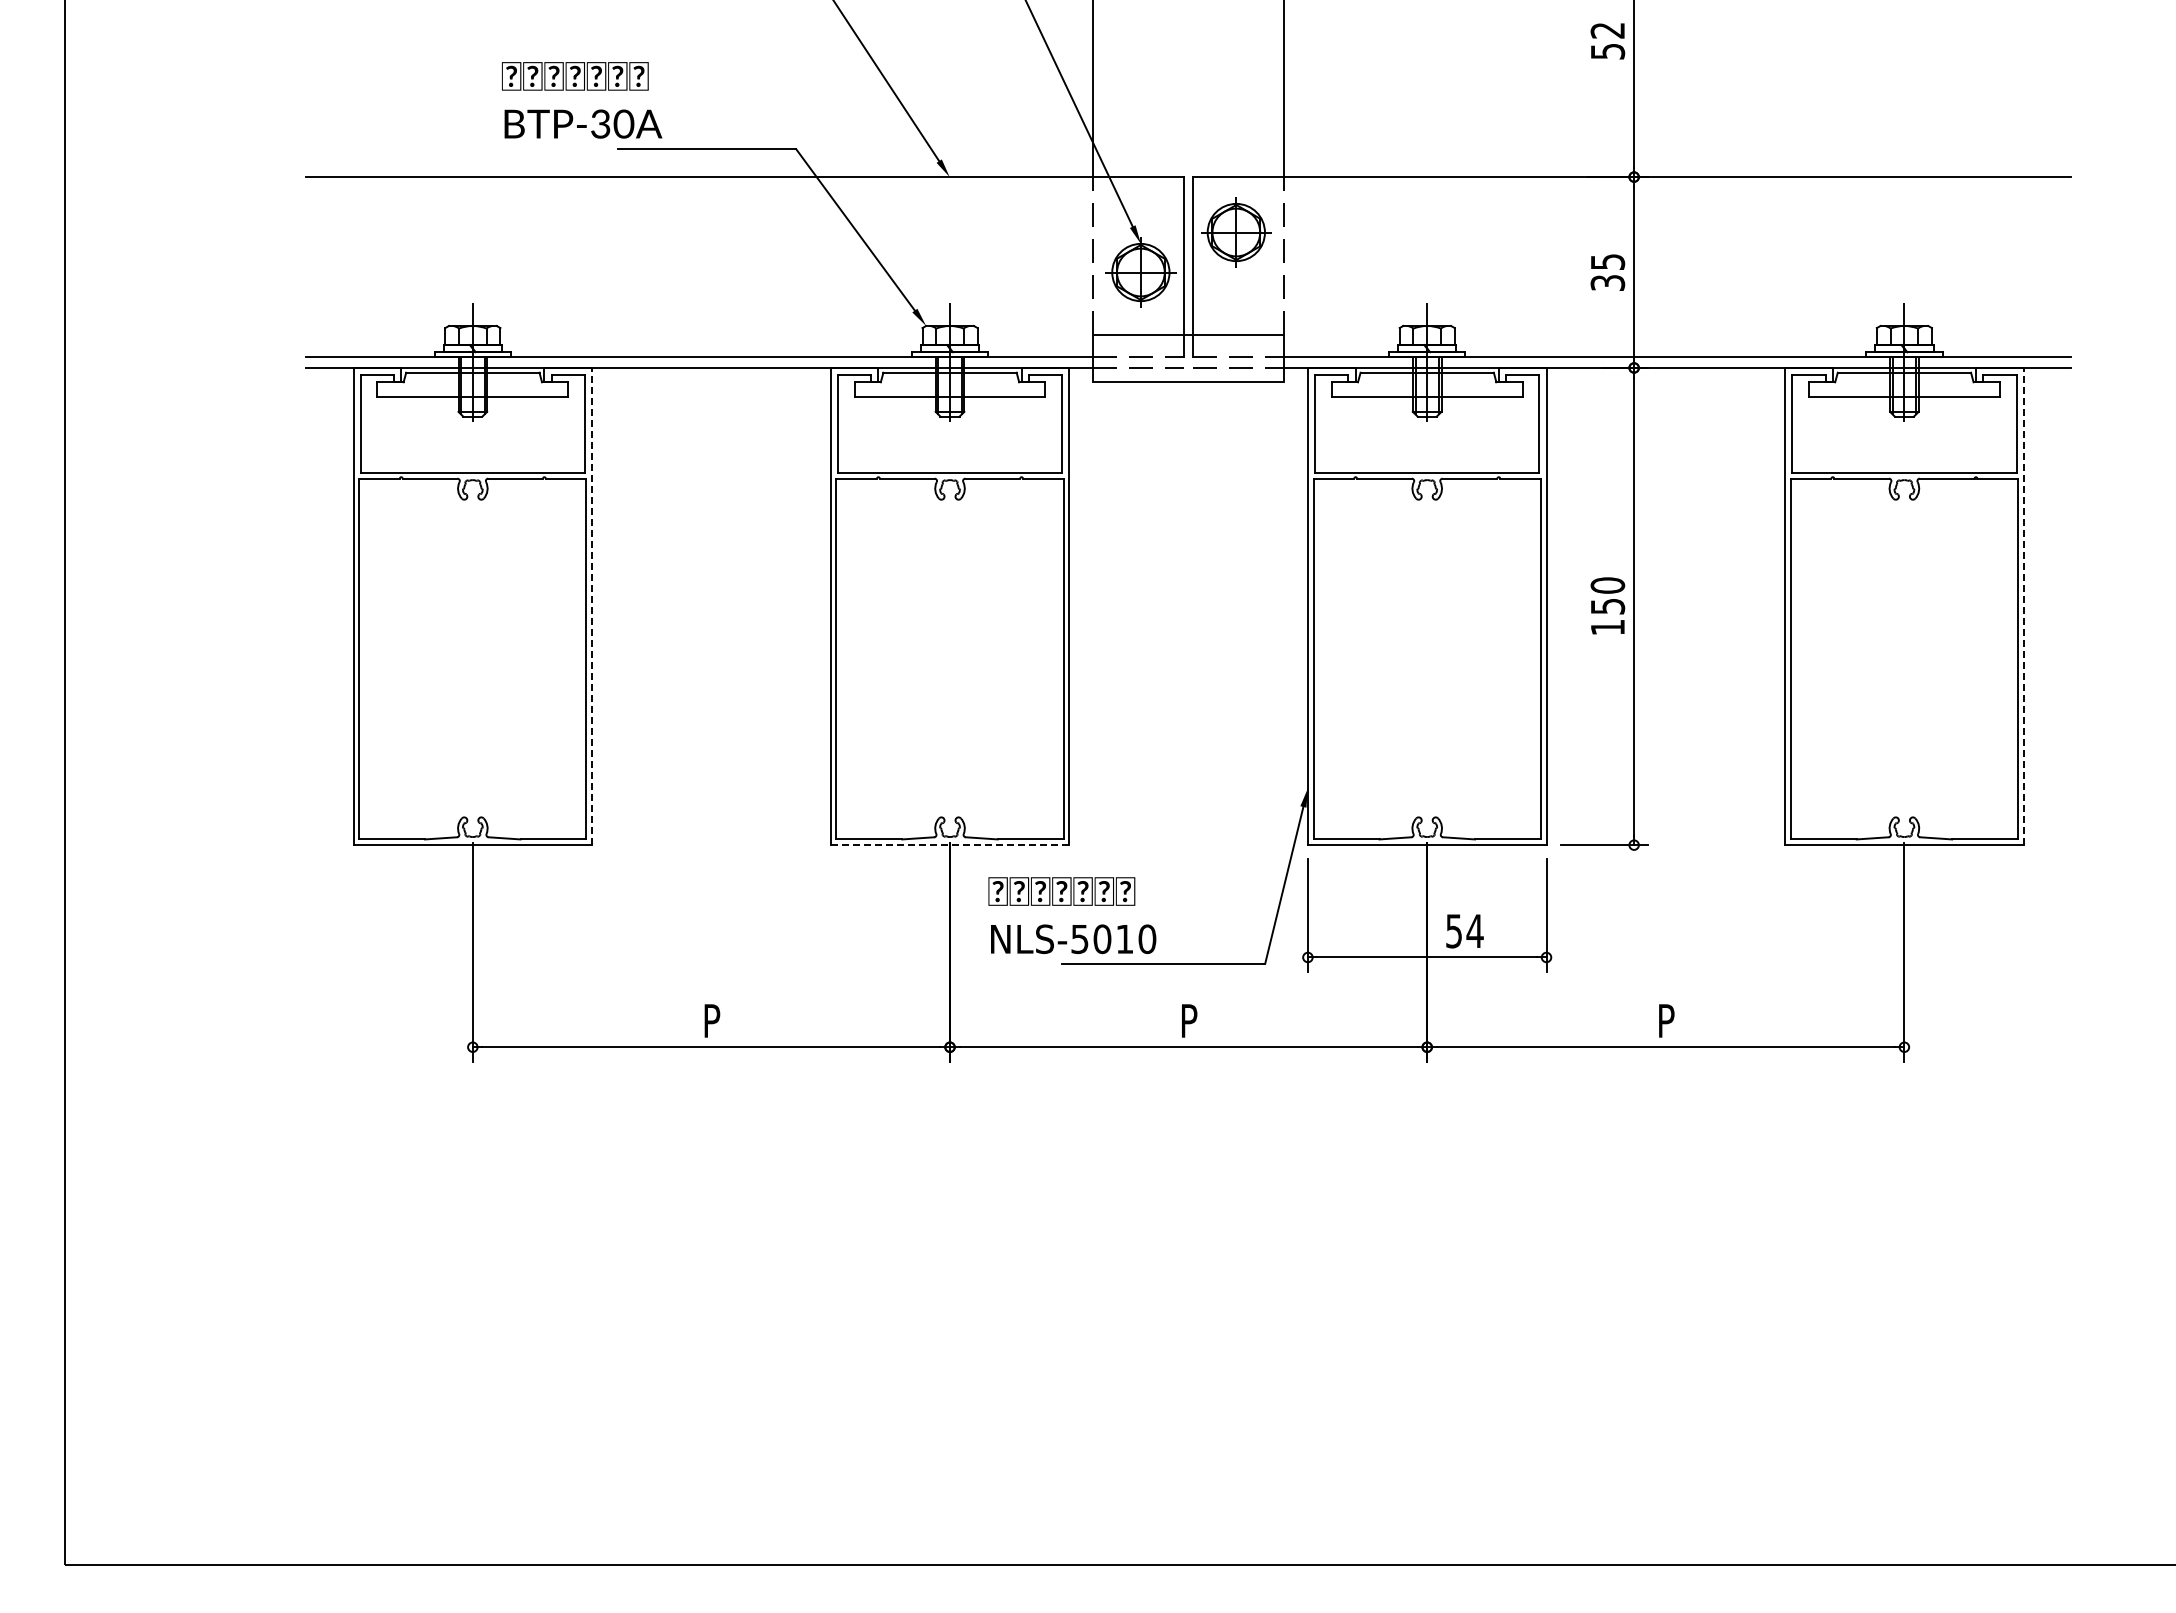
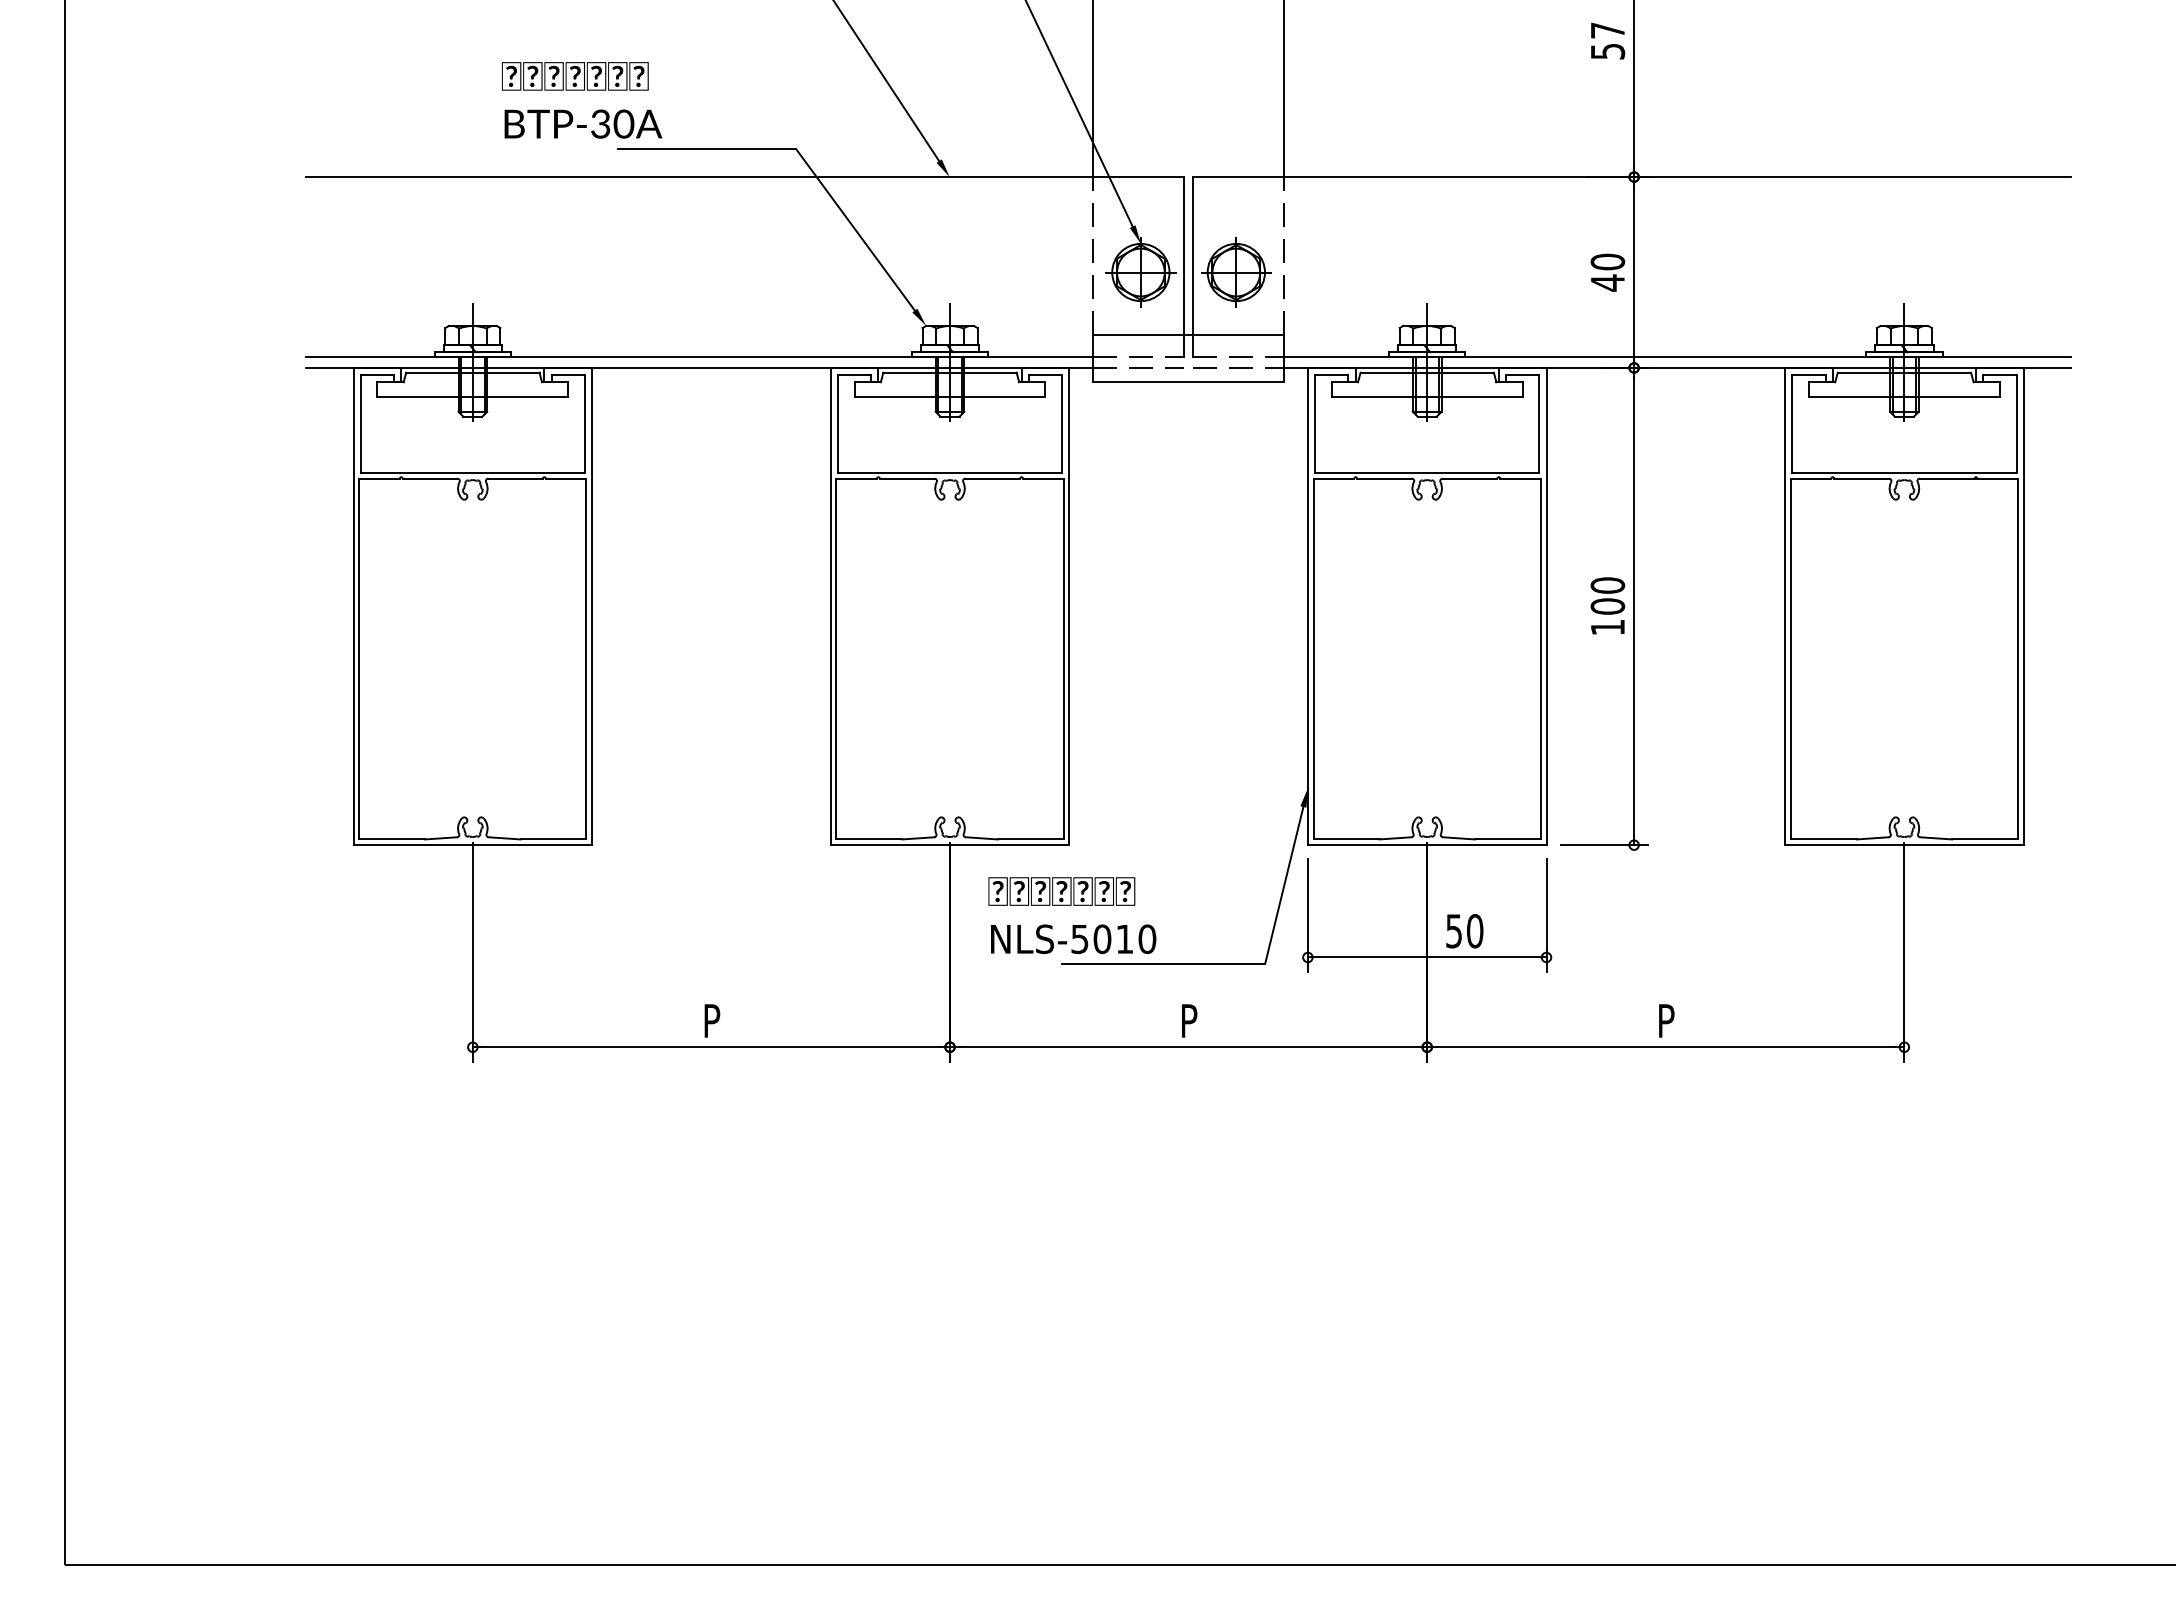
text: 52 -> 57 (1607, 30)
part position: (1236, 232) -> (1236, 272) (1236, 272)
text: 35 -> 40 (1607, 272)
line: dashed -> solid (592, 606)
text: 150 -> 100 (1607, 606)
line: dashed -> solid (2023, 606)
line: dashed -> solid (950, 845)
text: 54 -> 50 (1474, 931)
